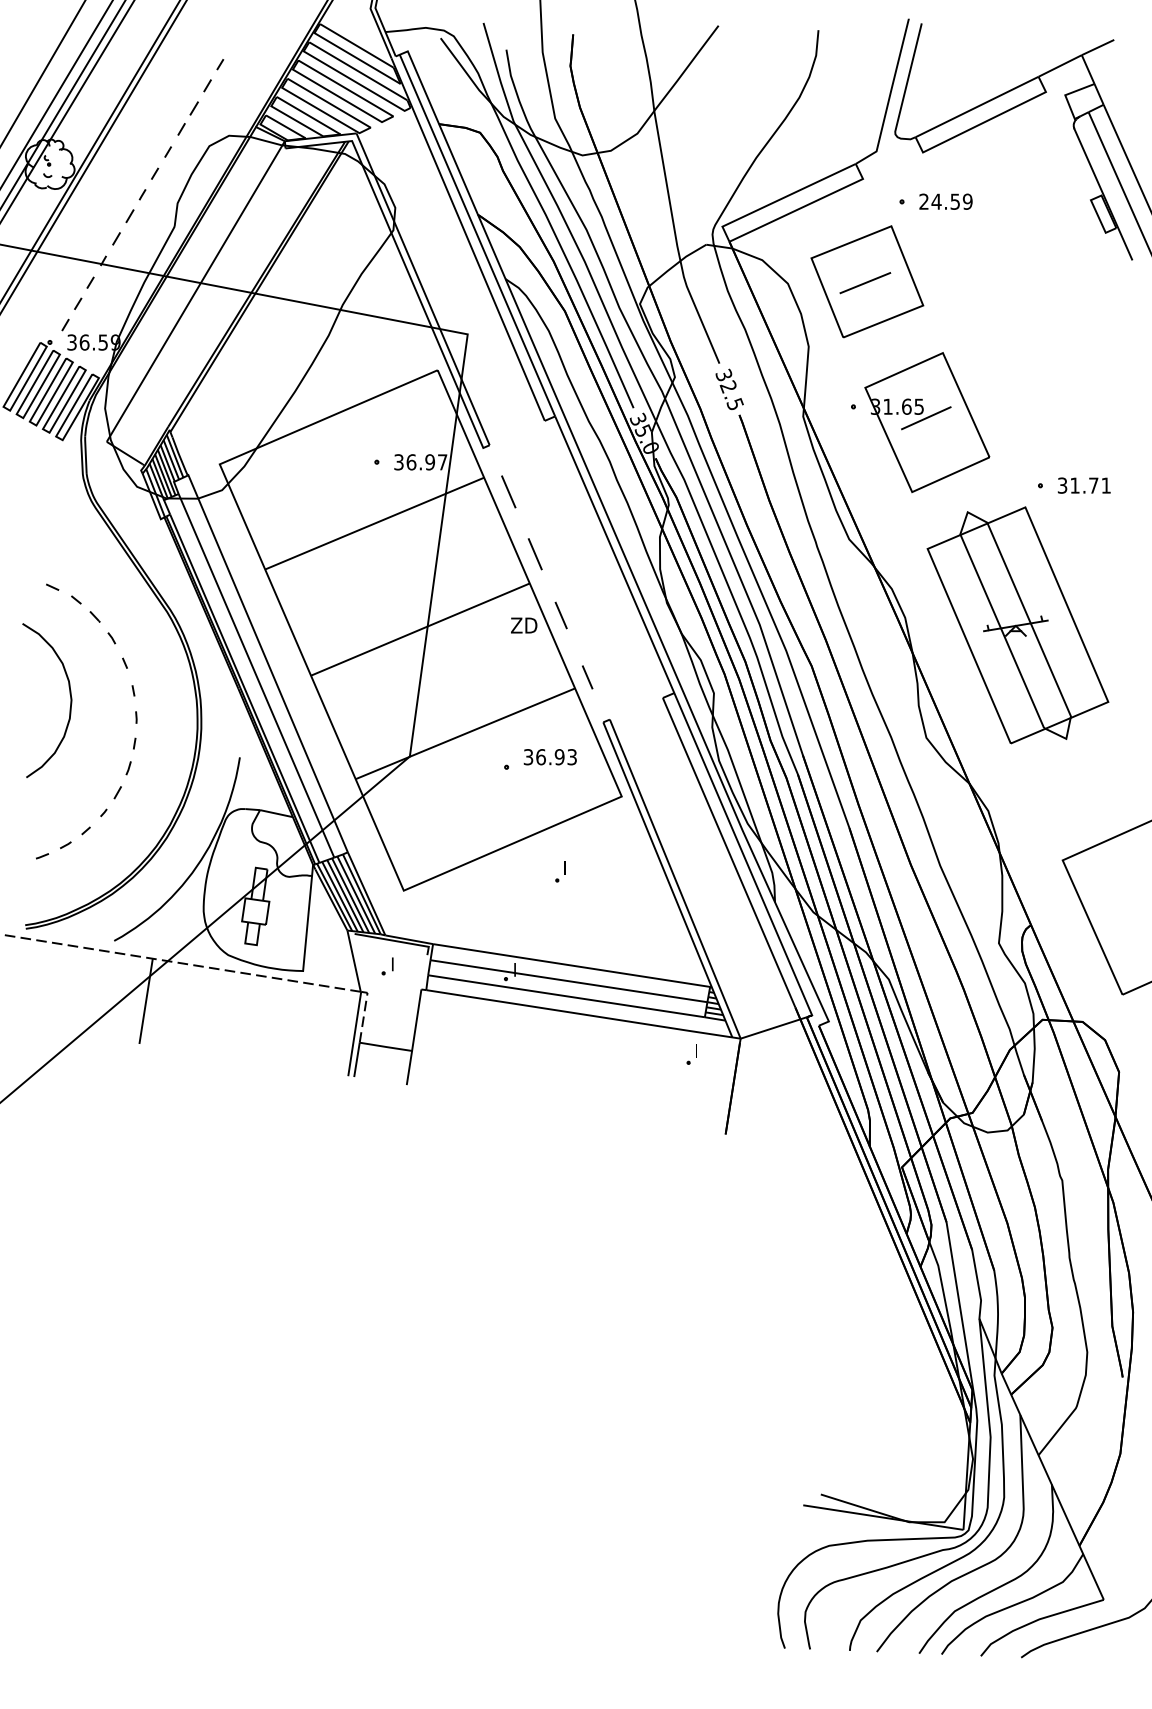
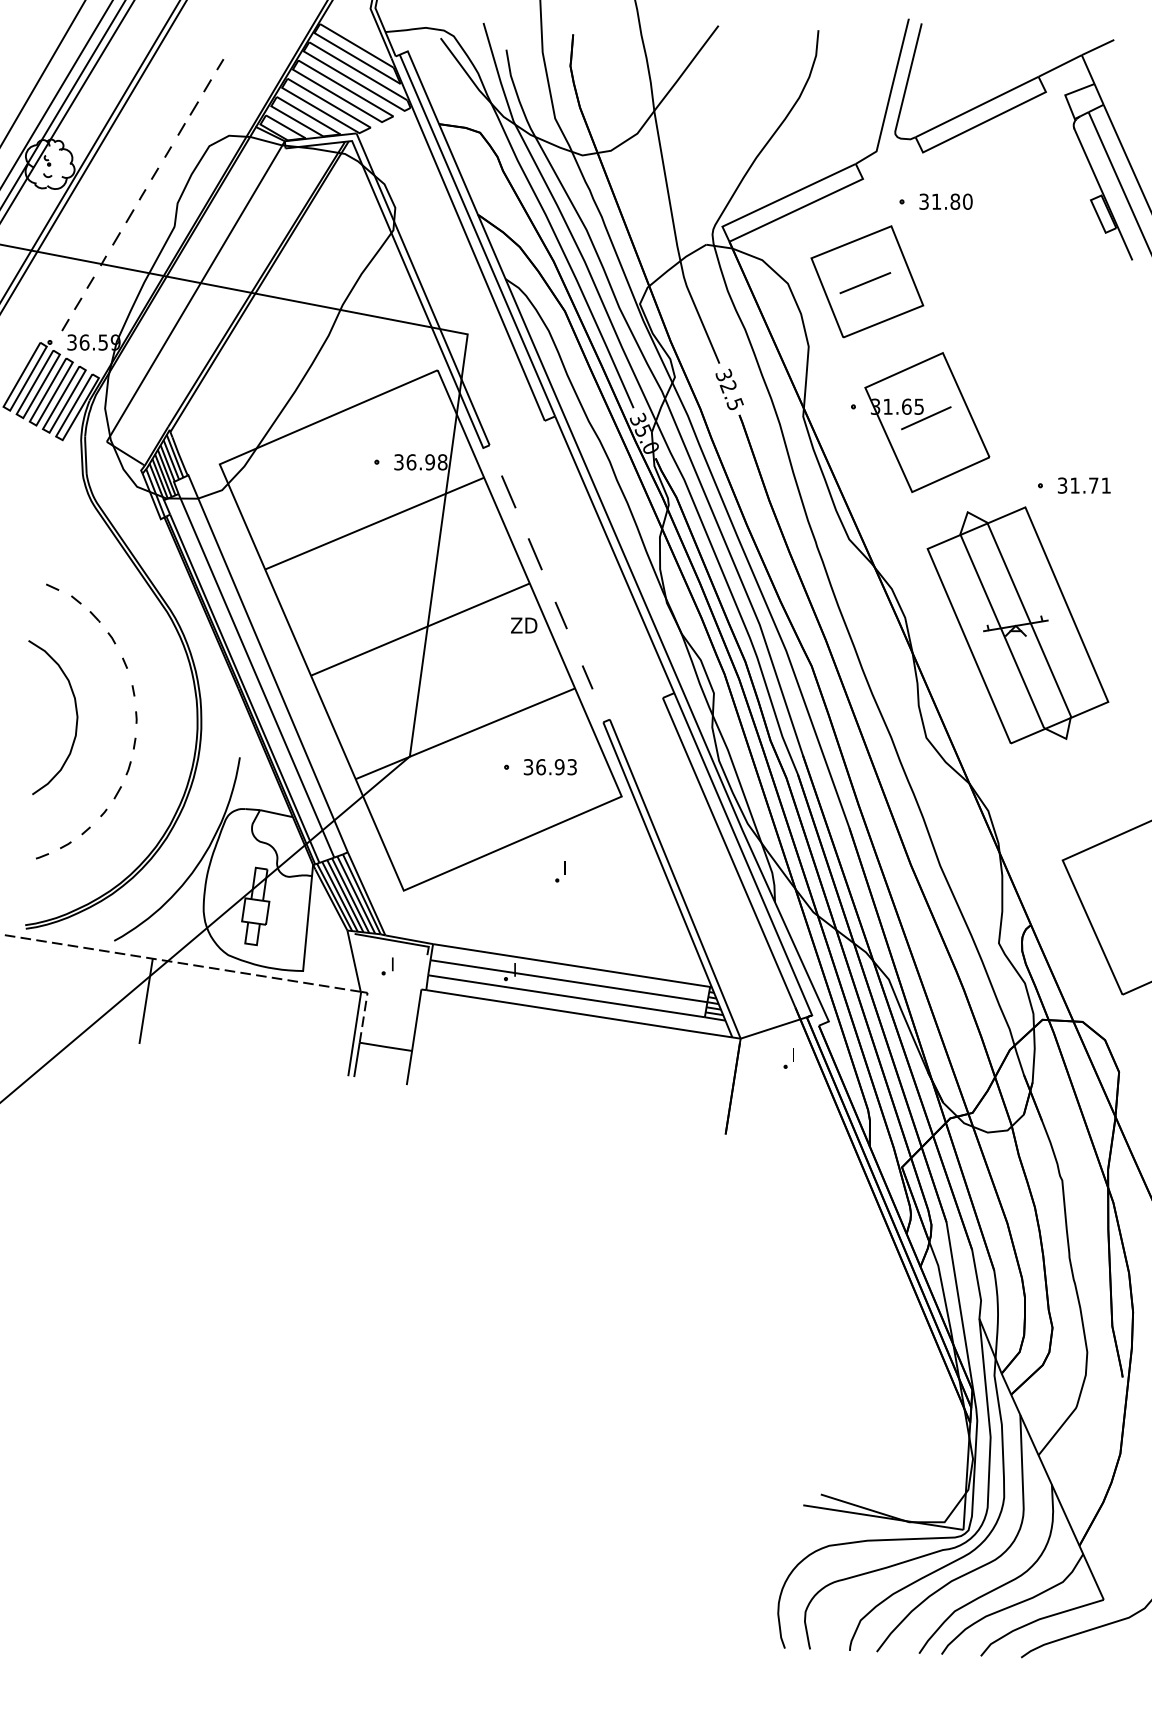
text: 24.59 -> 31.80 (945, 201)
text: 36.97 -> 36.98 (442, 462)
curve position: (69, 694) -> (75, 711) (75, 711)
text position: (549, 757) -> (549, 767) (549, 767)
part position: (691, 1054) -> (788, 1058) (788, 1058)
